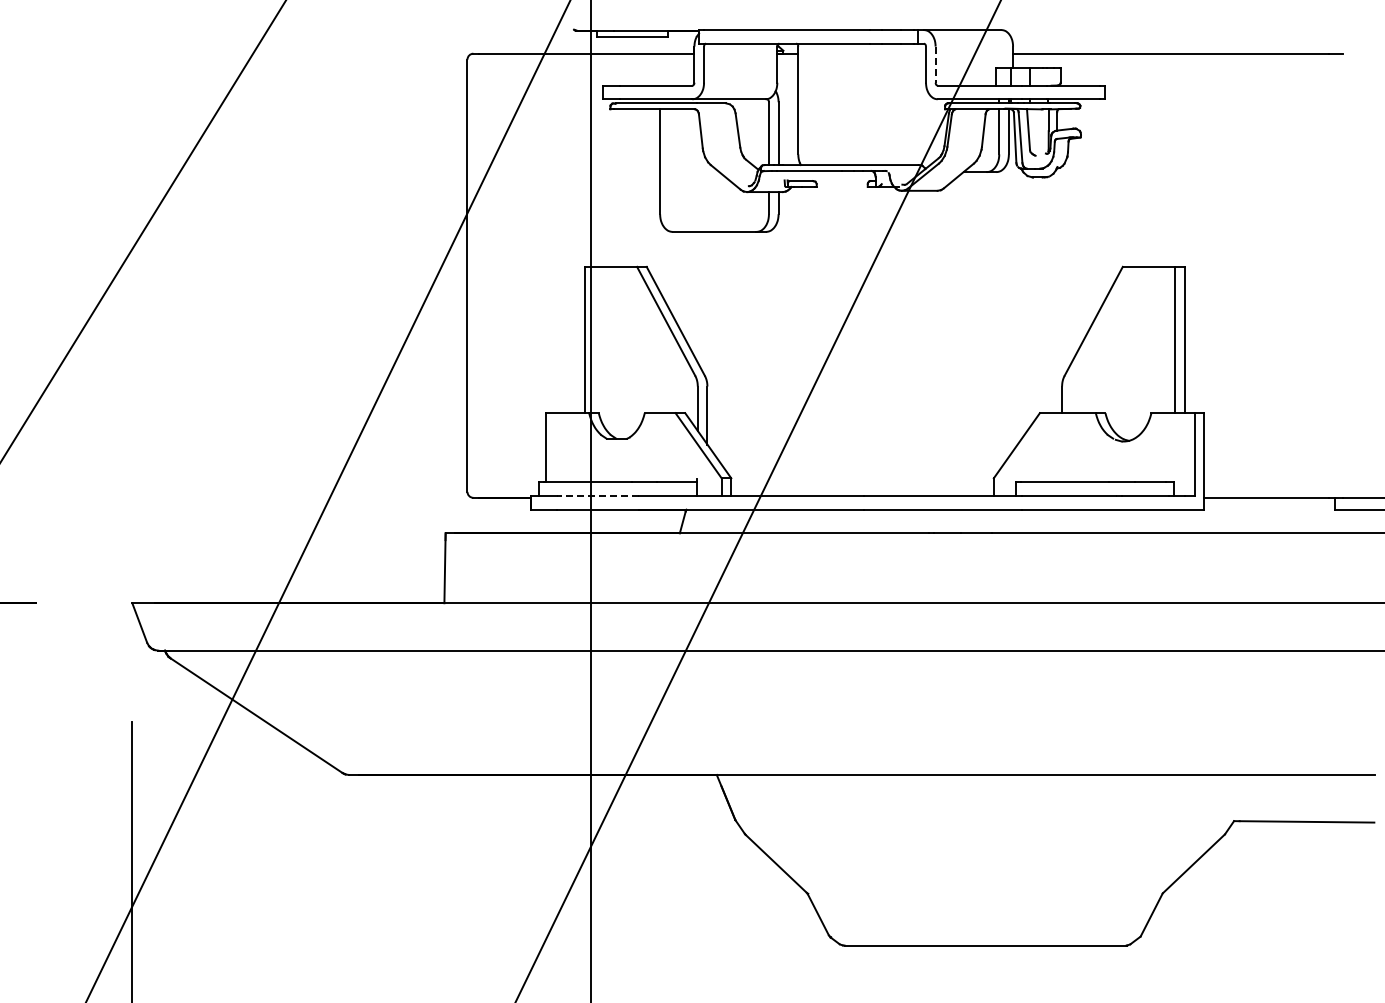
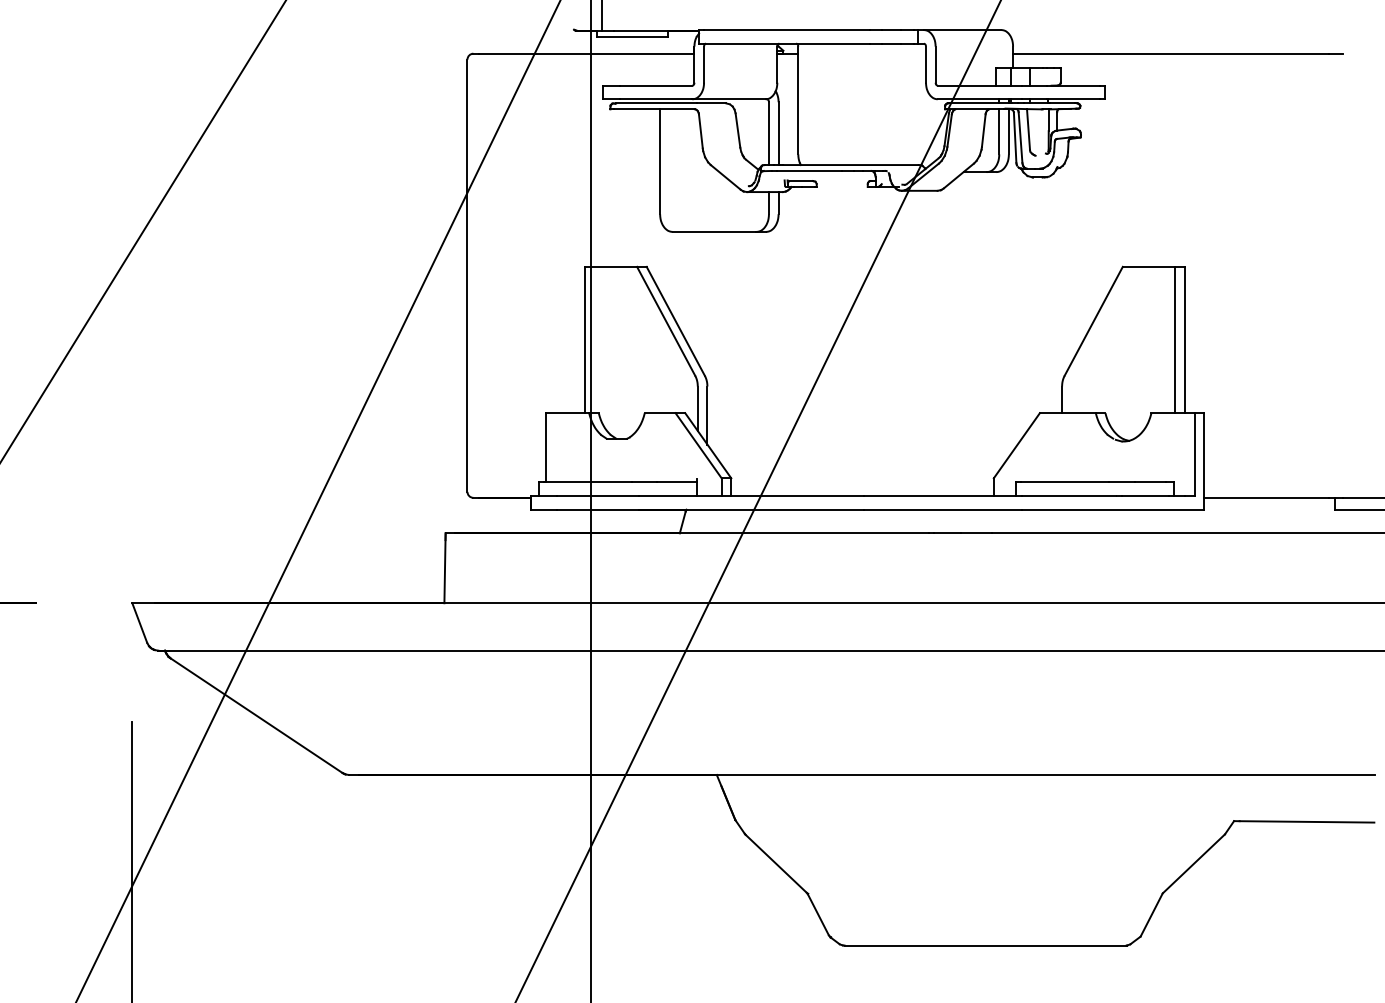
line: none -> present (601, 16)
line: dashed -> solid (935, 65)
line: dashed -> solid (597, 496)
line position: (328, 500) -> (318, 500) (318, 500)
